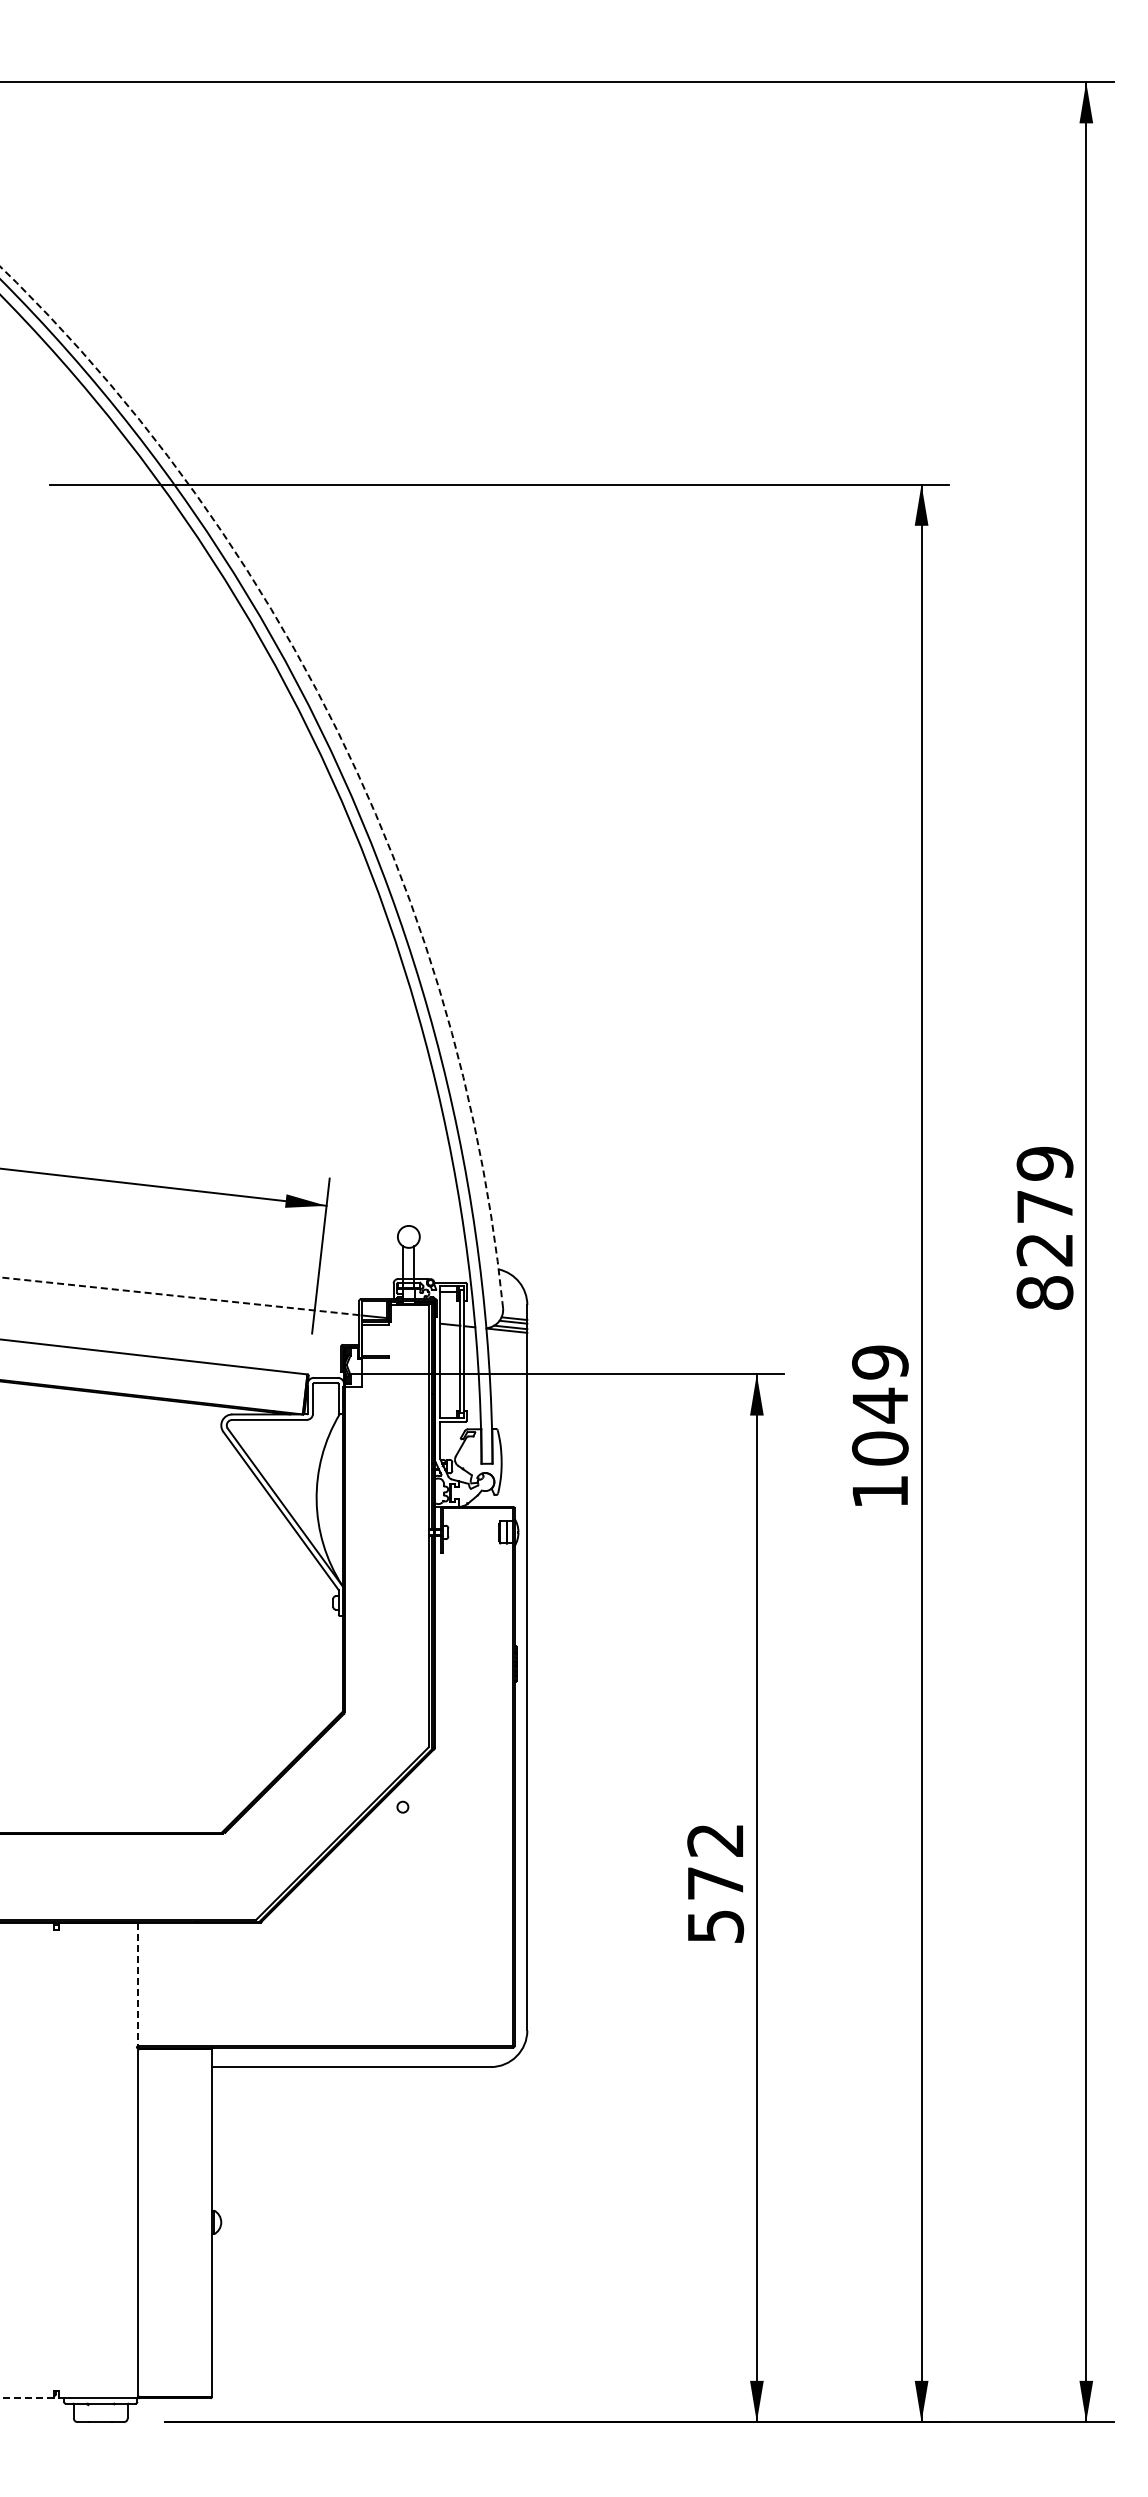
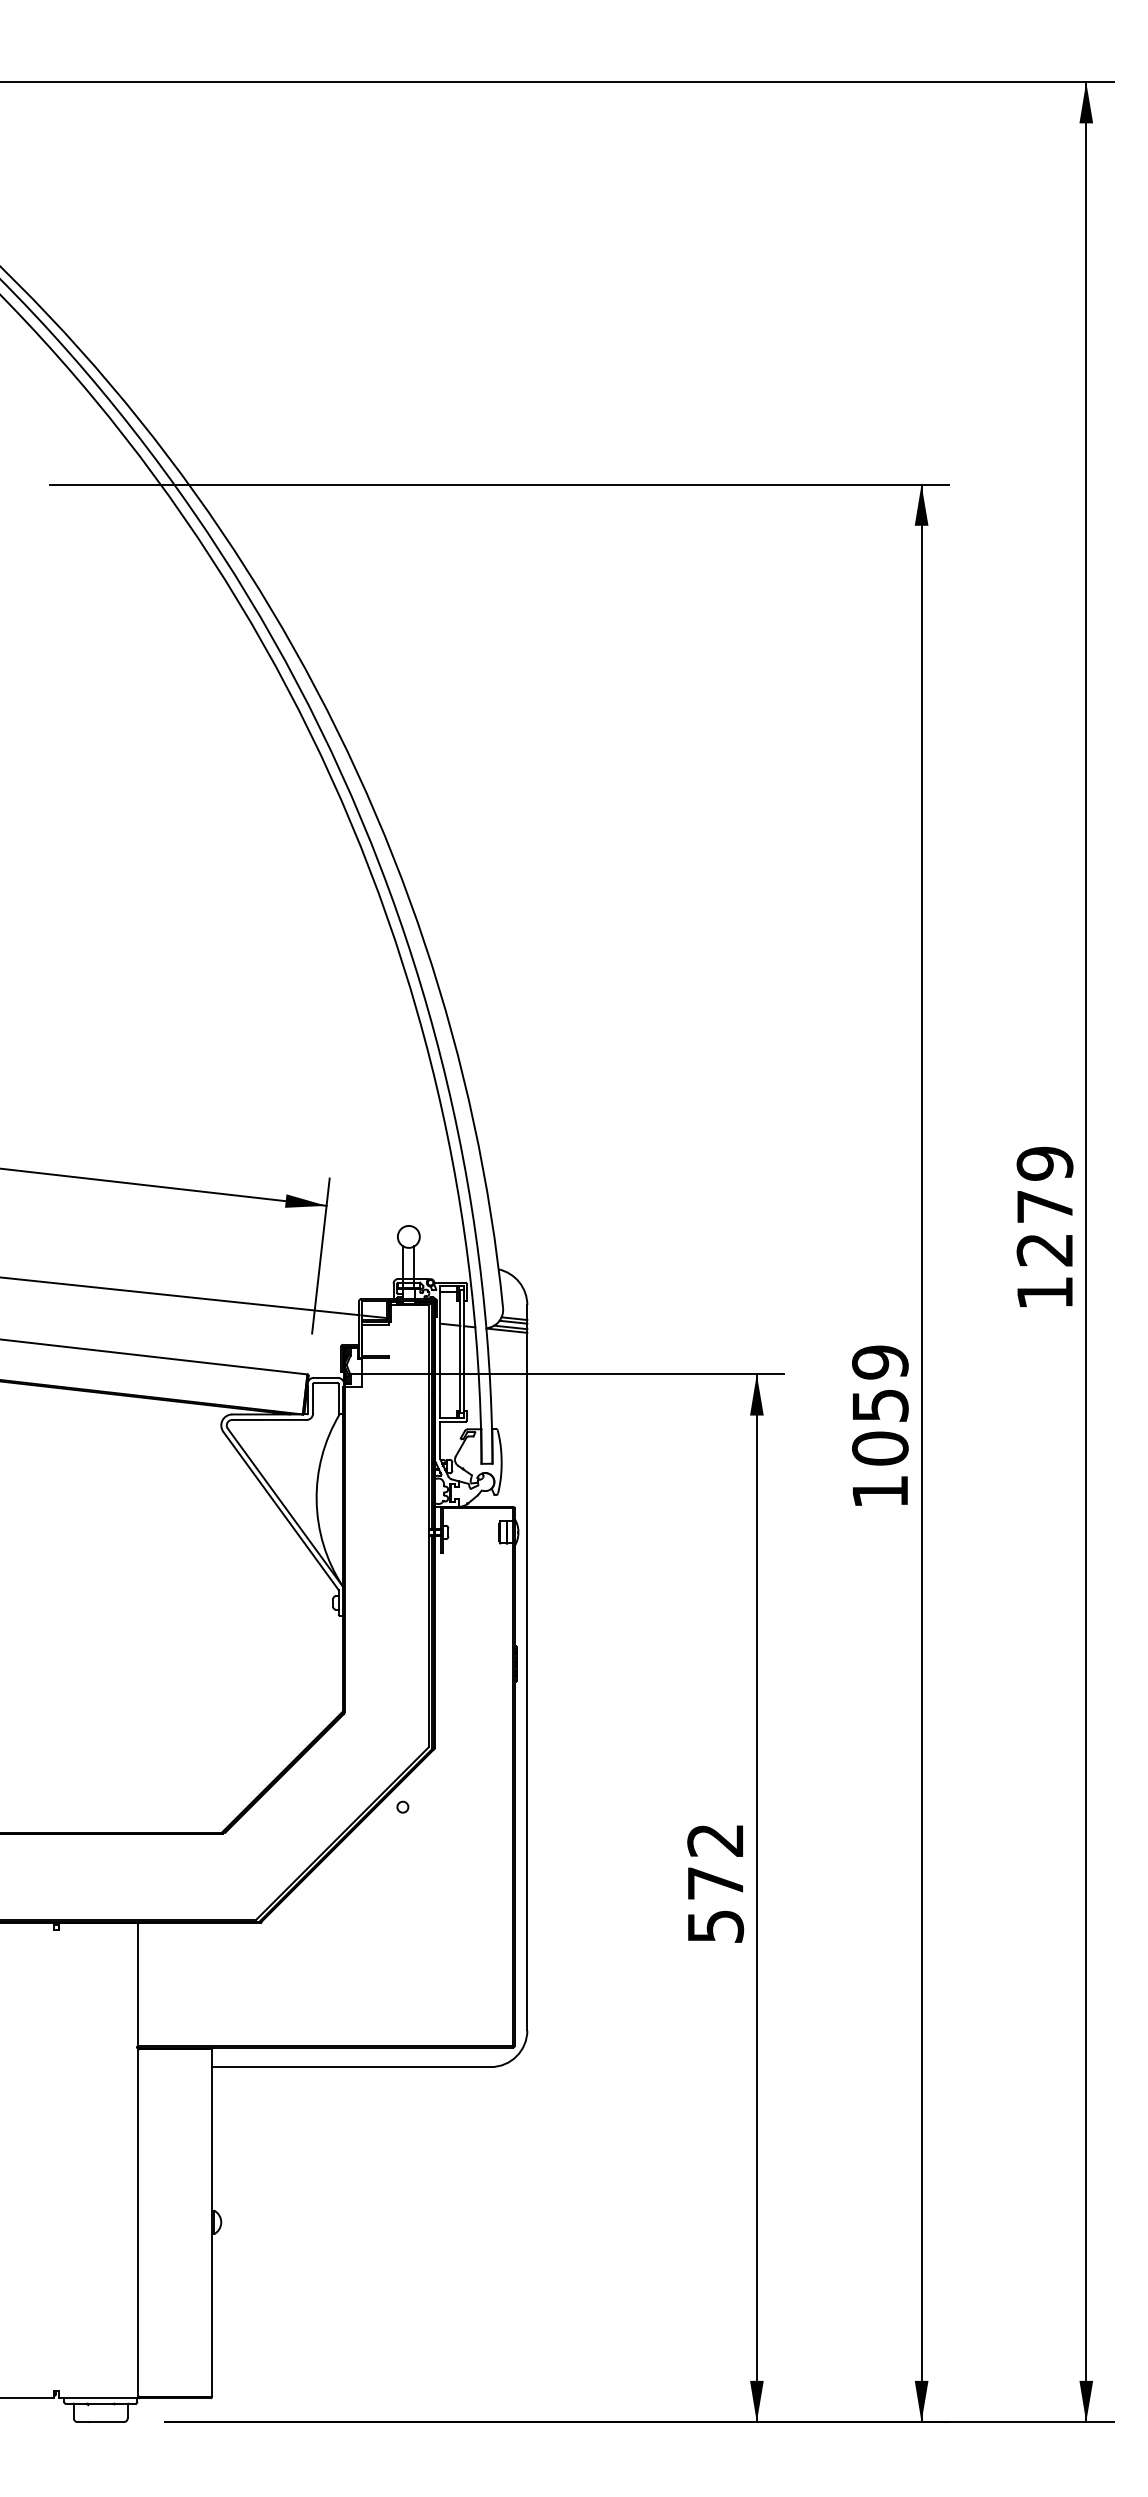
arc: dashed -> solid (341, 740)
text: 8279 -> 1279 (1044, 1292)
line: dashed -> solid (179, 1296)
text: 1049 -> 1059 (880, 1405)
line: dashed -> solid (138, 1984)
line: dashed -> solid (26, 2398)
